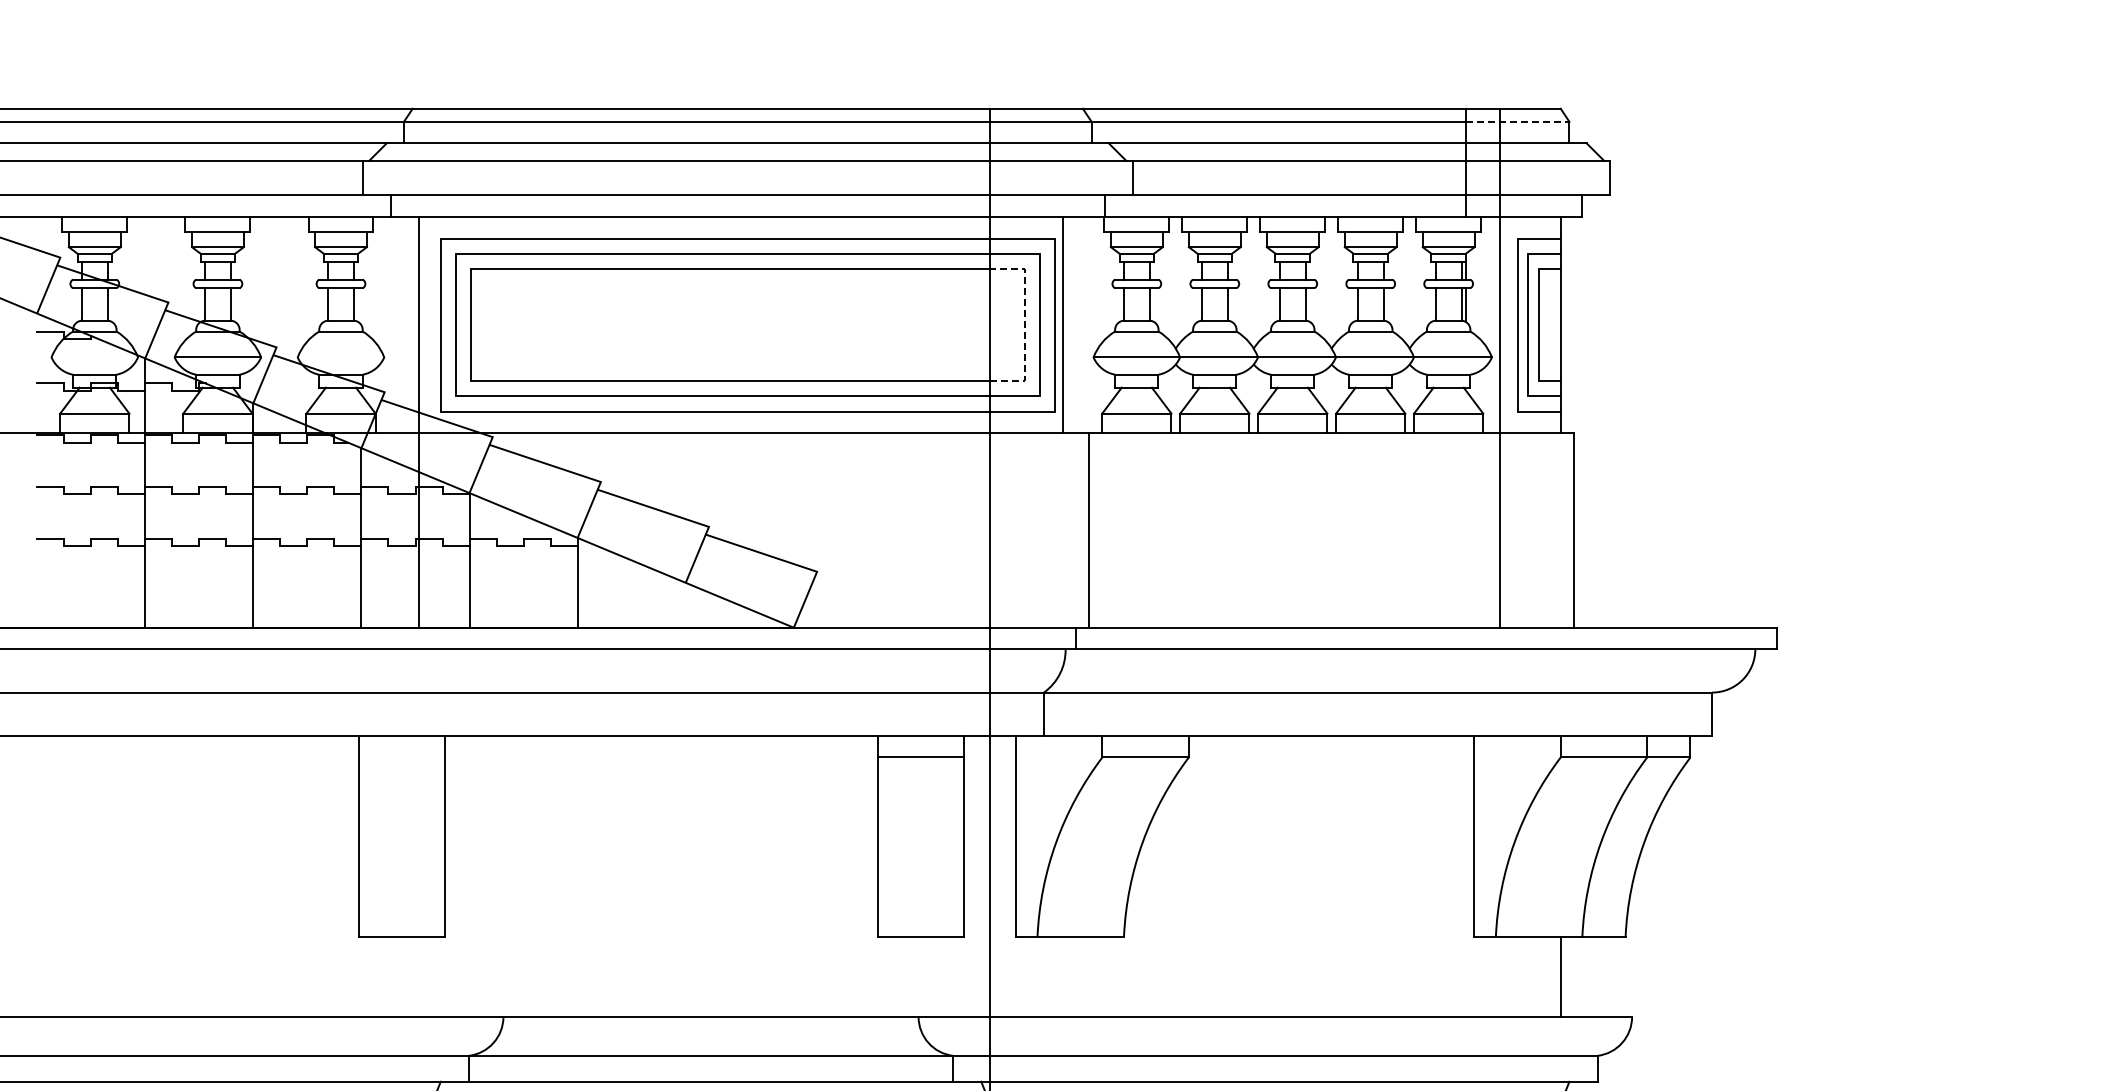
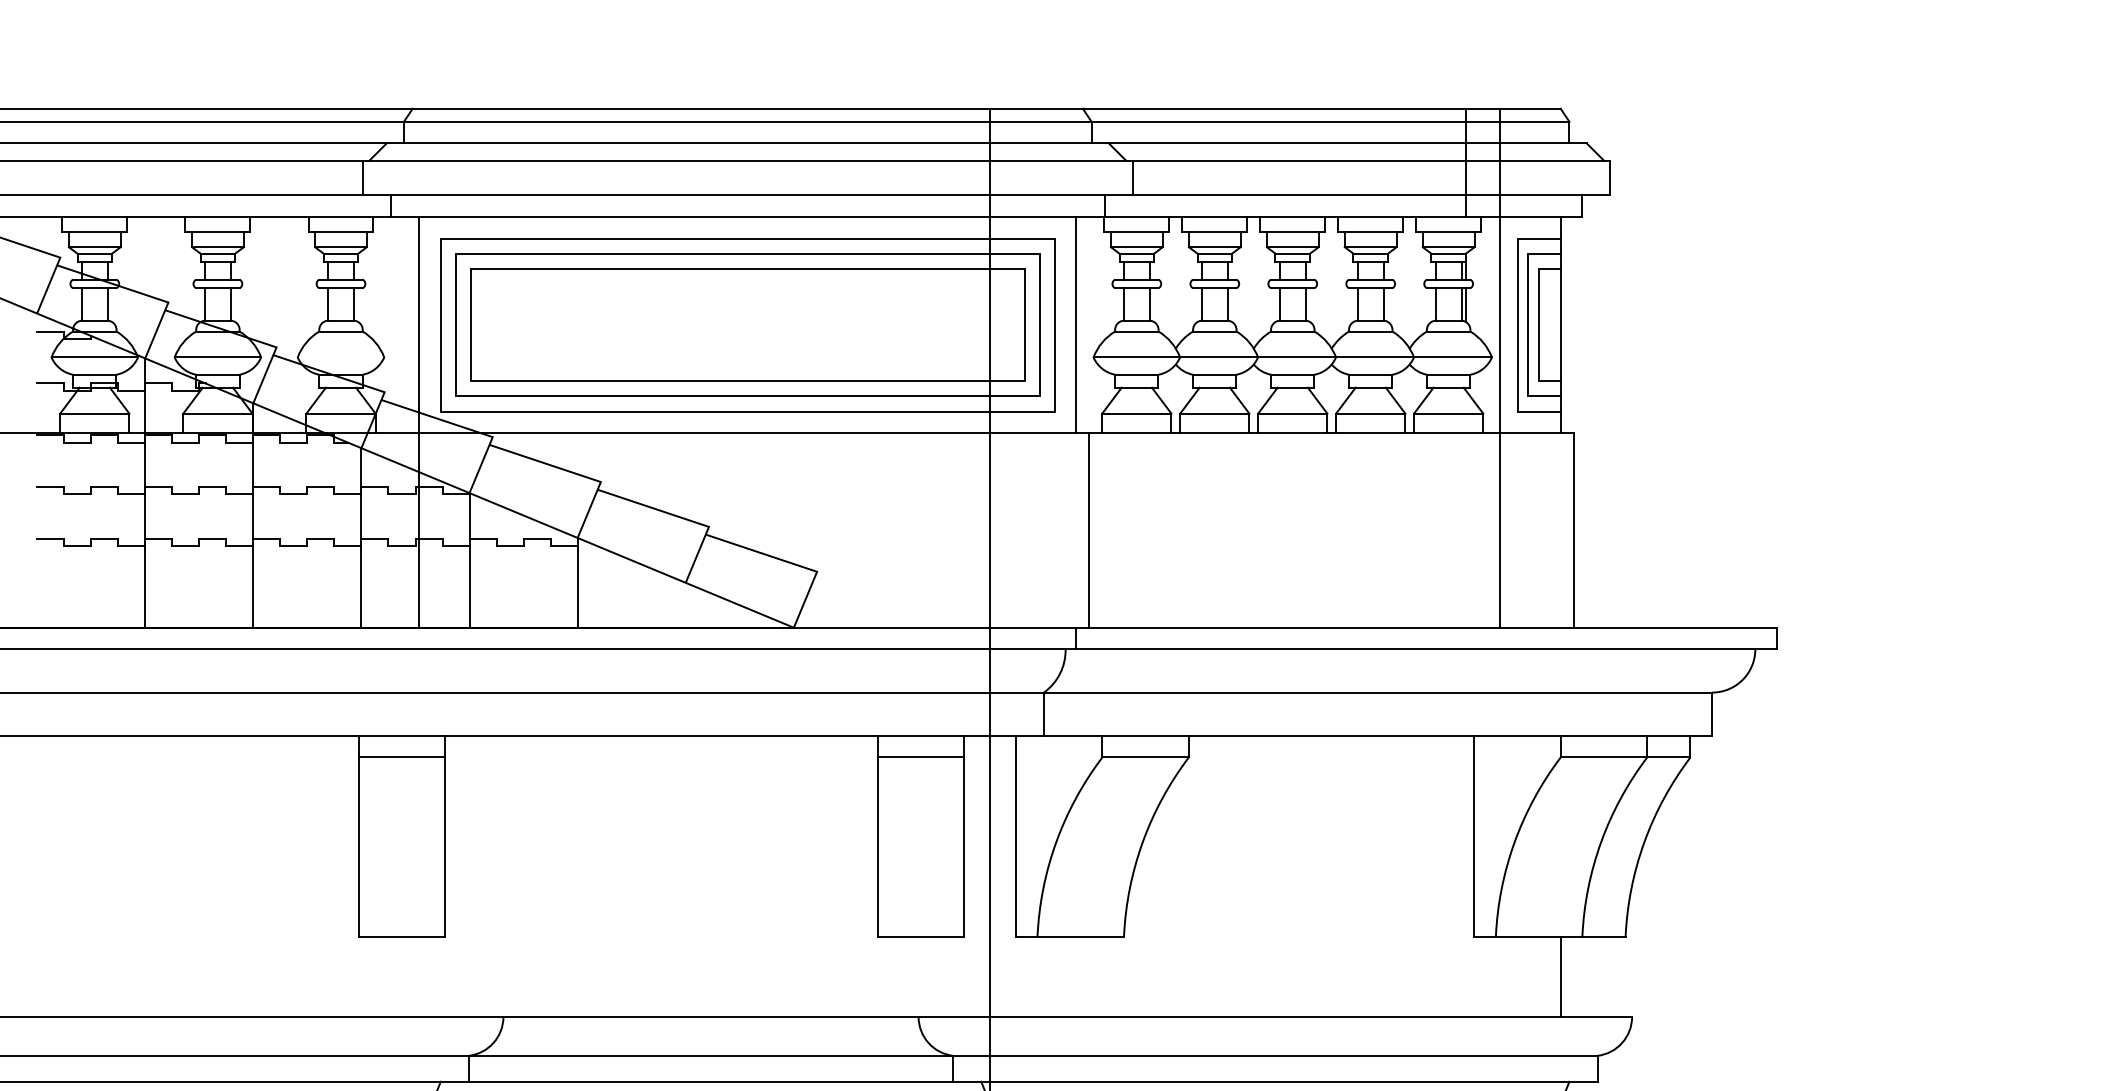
line: dashed -> solid (1517, 121)
line: dashed -> solid (1024, 324)
line position: (1063, 324) -> (1076, 324) (1076, 324)
line: none -> present (94, 357)
line: none -> present (401, 757)
